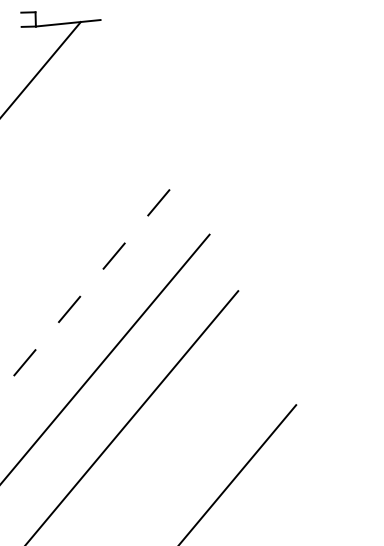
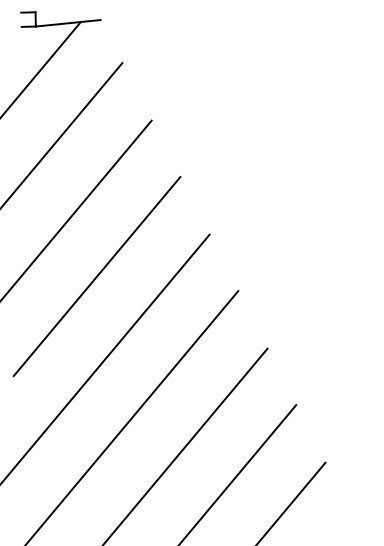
line: none -> present (62, 134)
line: none -> present (76, 209)
line: dashed -> solid (97, 276)
line: none -> present (186, 445)
line: none -> present (291, 502)
